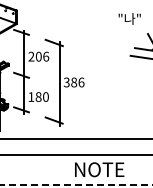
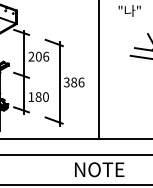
text position: (129, 18) -> (129, 10) (129, 10)
line: none -> present (99, 70)
line: dashed -> solid (76, 184)
